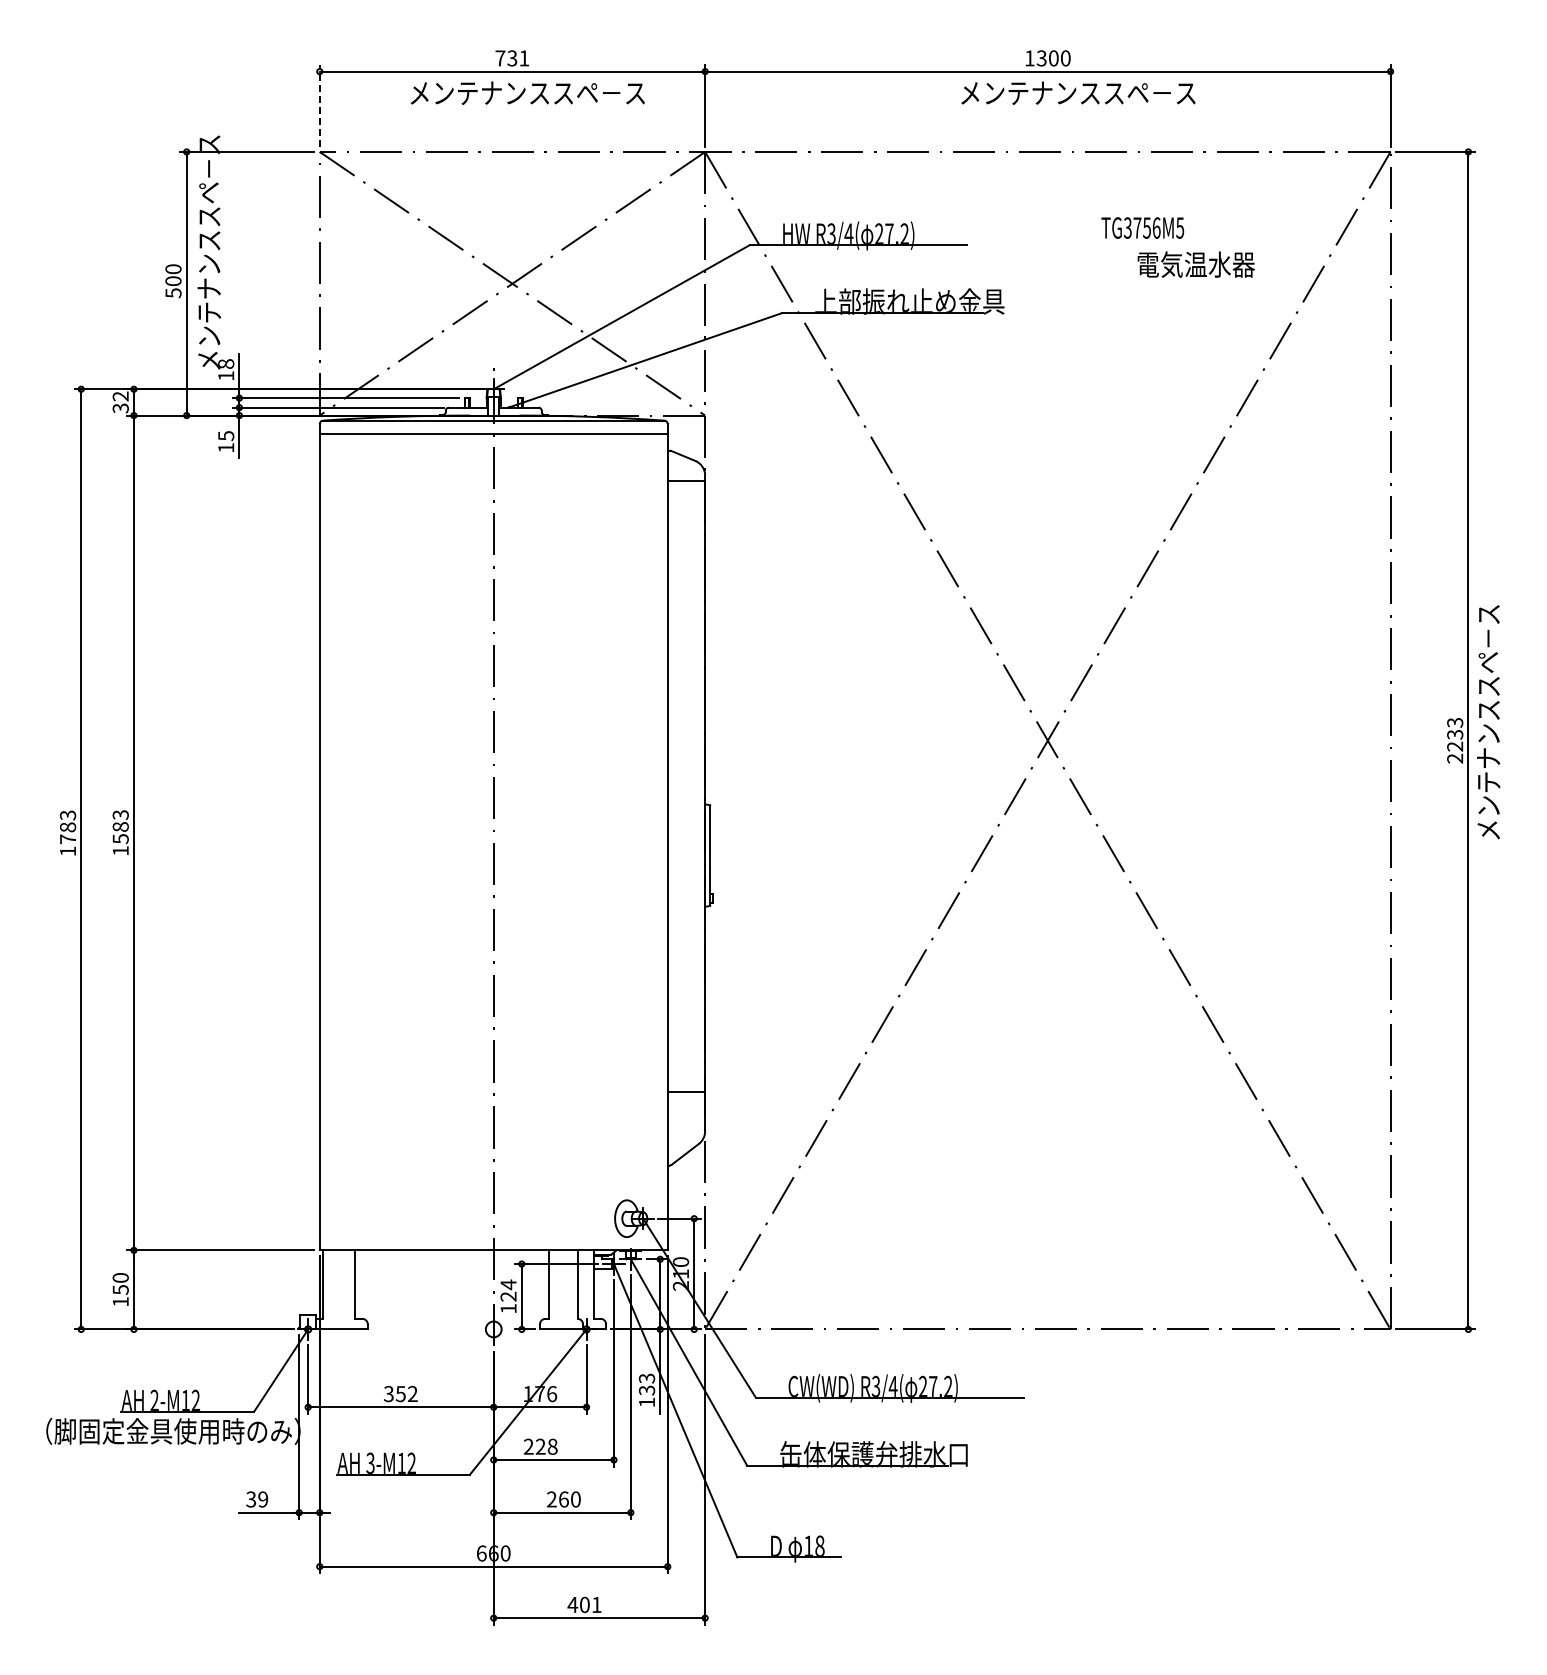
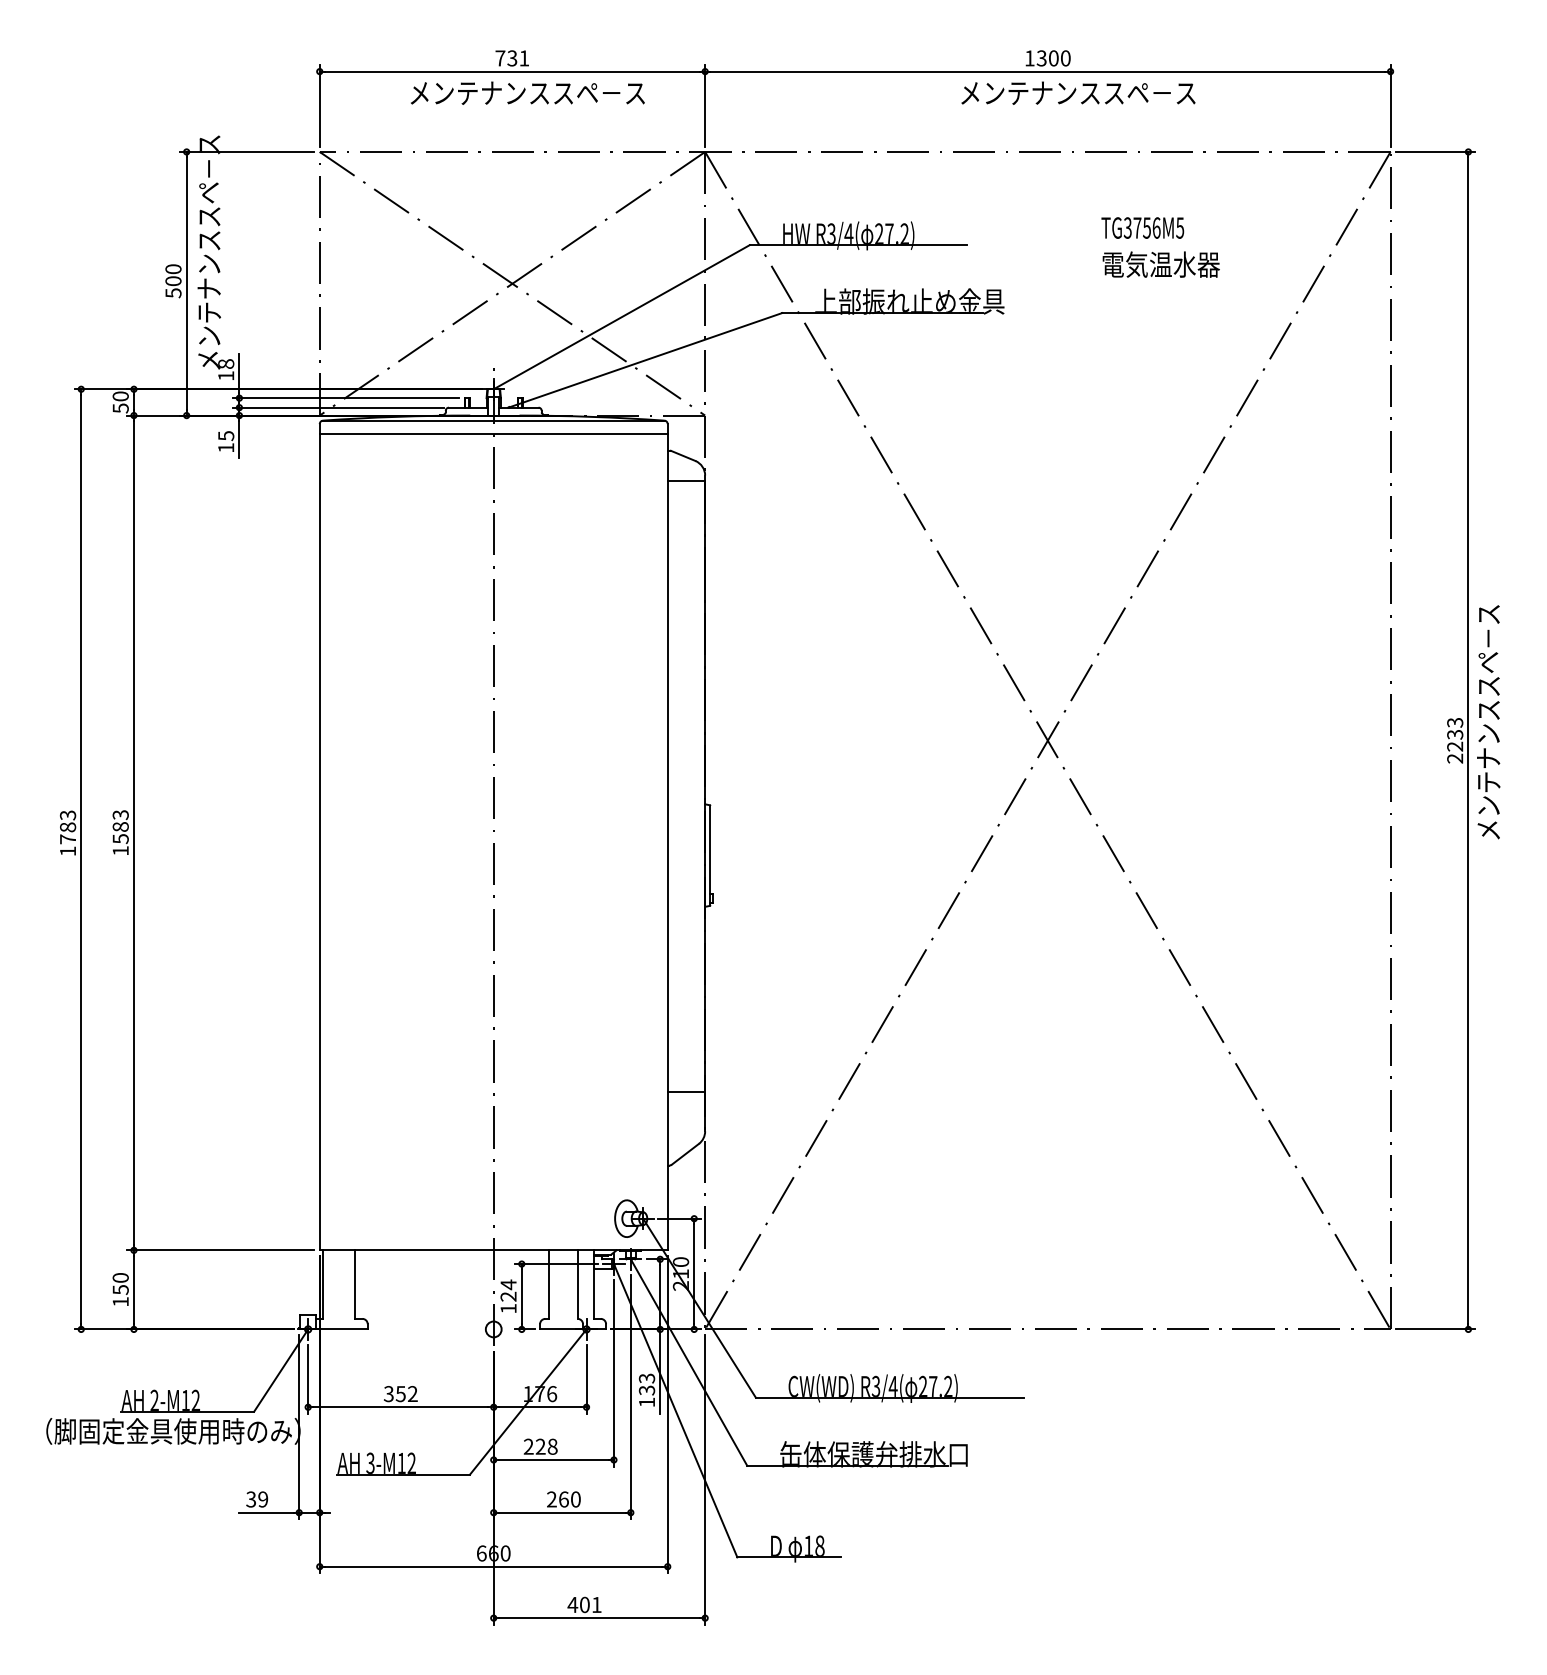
line: dashed -> solid (319, 105)
text position: (1195, 264) -> (1160, 264) (1160, 264)
text: 32 -> 50 (120, 401)
